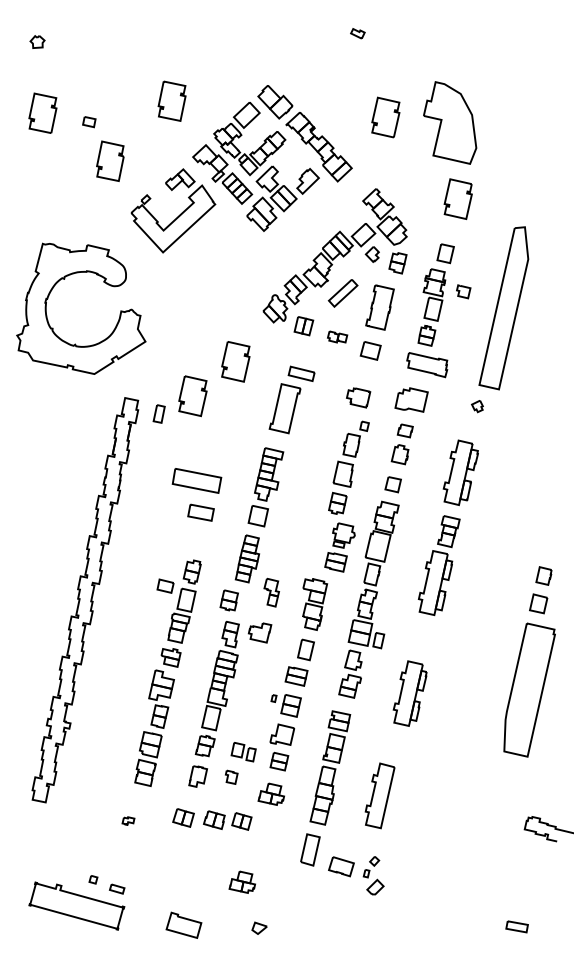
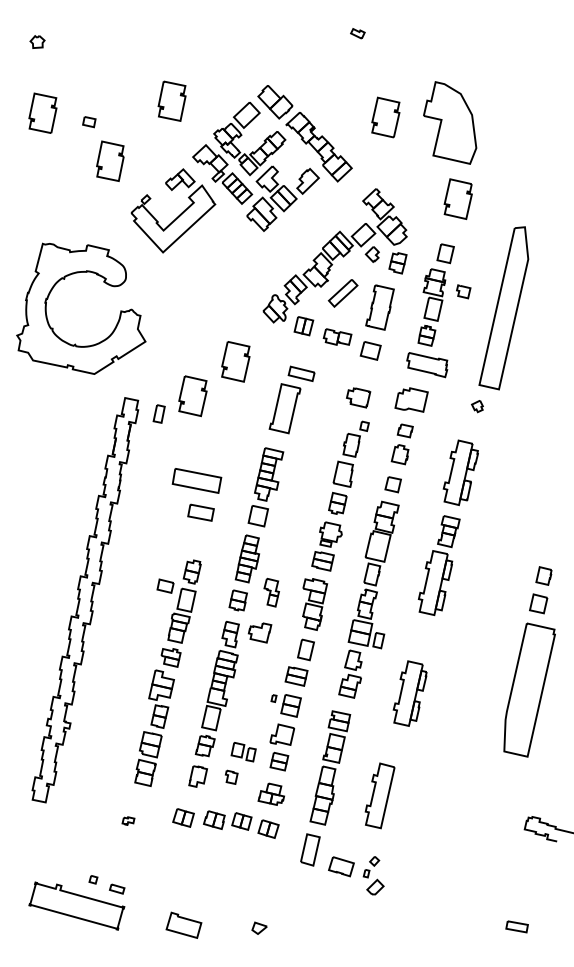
part size: 22x14 px -> 31x18 px (337, 336)
part position: (339, 547) -> (326, 546) (326, 546)
part position: (228, 600) -> (237, 600) (237, 600)
part: none -> present (268, 828)
part: present -> none (241, 881)
